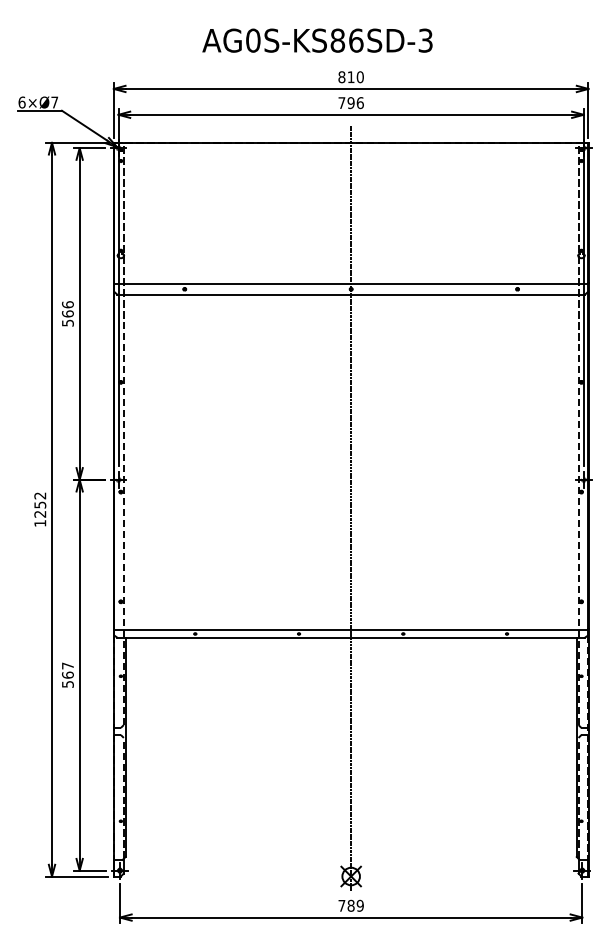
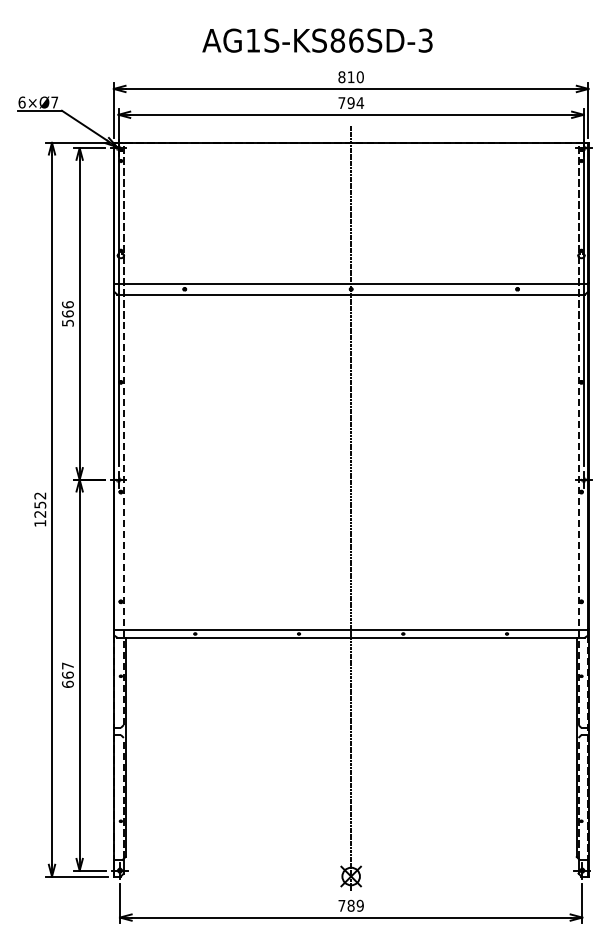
text: AG0S-KS86SD-3 -> AG1S-KS86SD-3 (253, 40)
text: 796 -> 794 (360, 103)
text: 567 -> 667 (67, 683)
